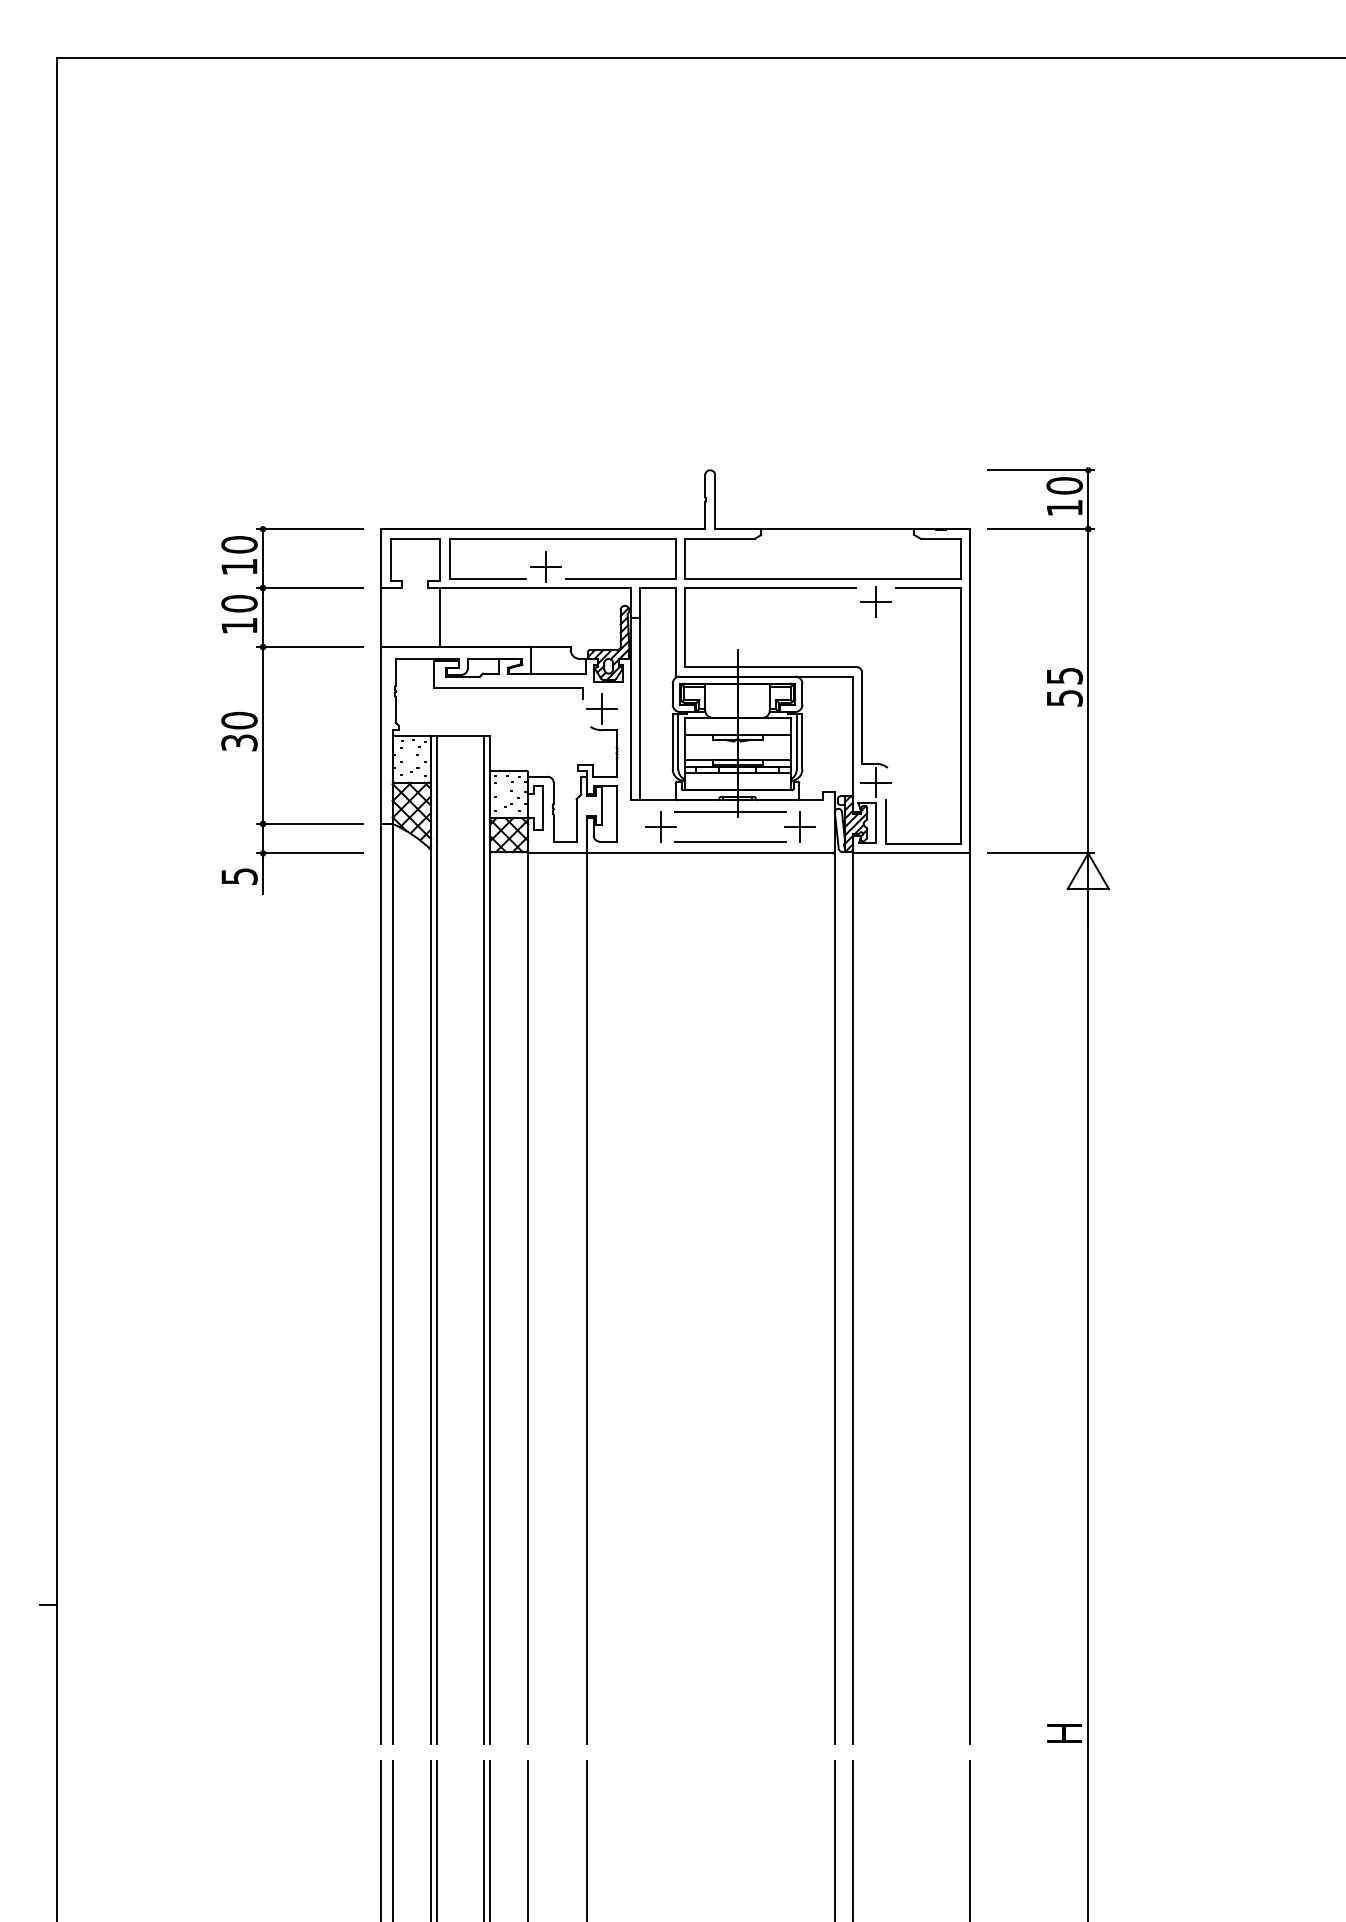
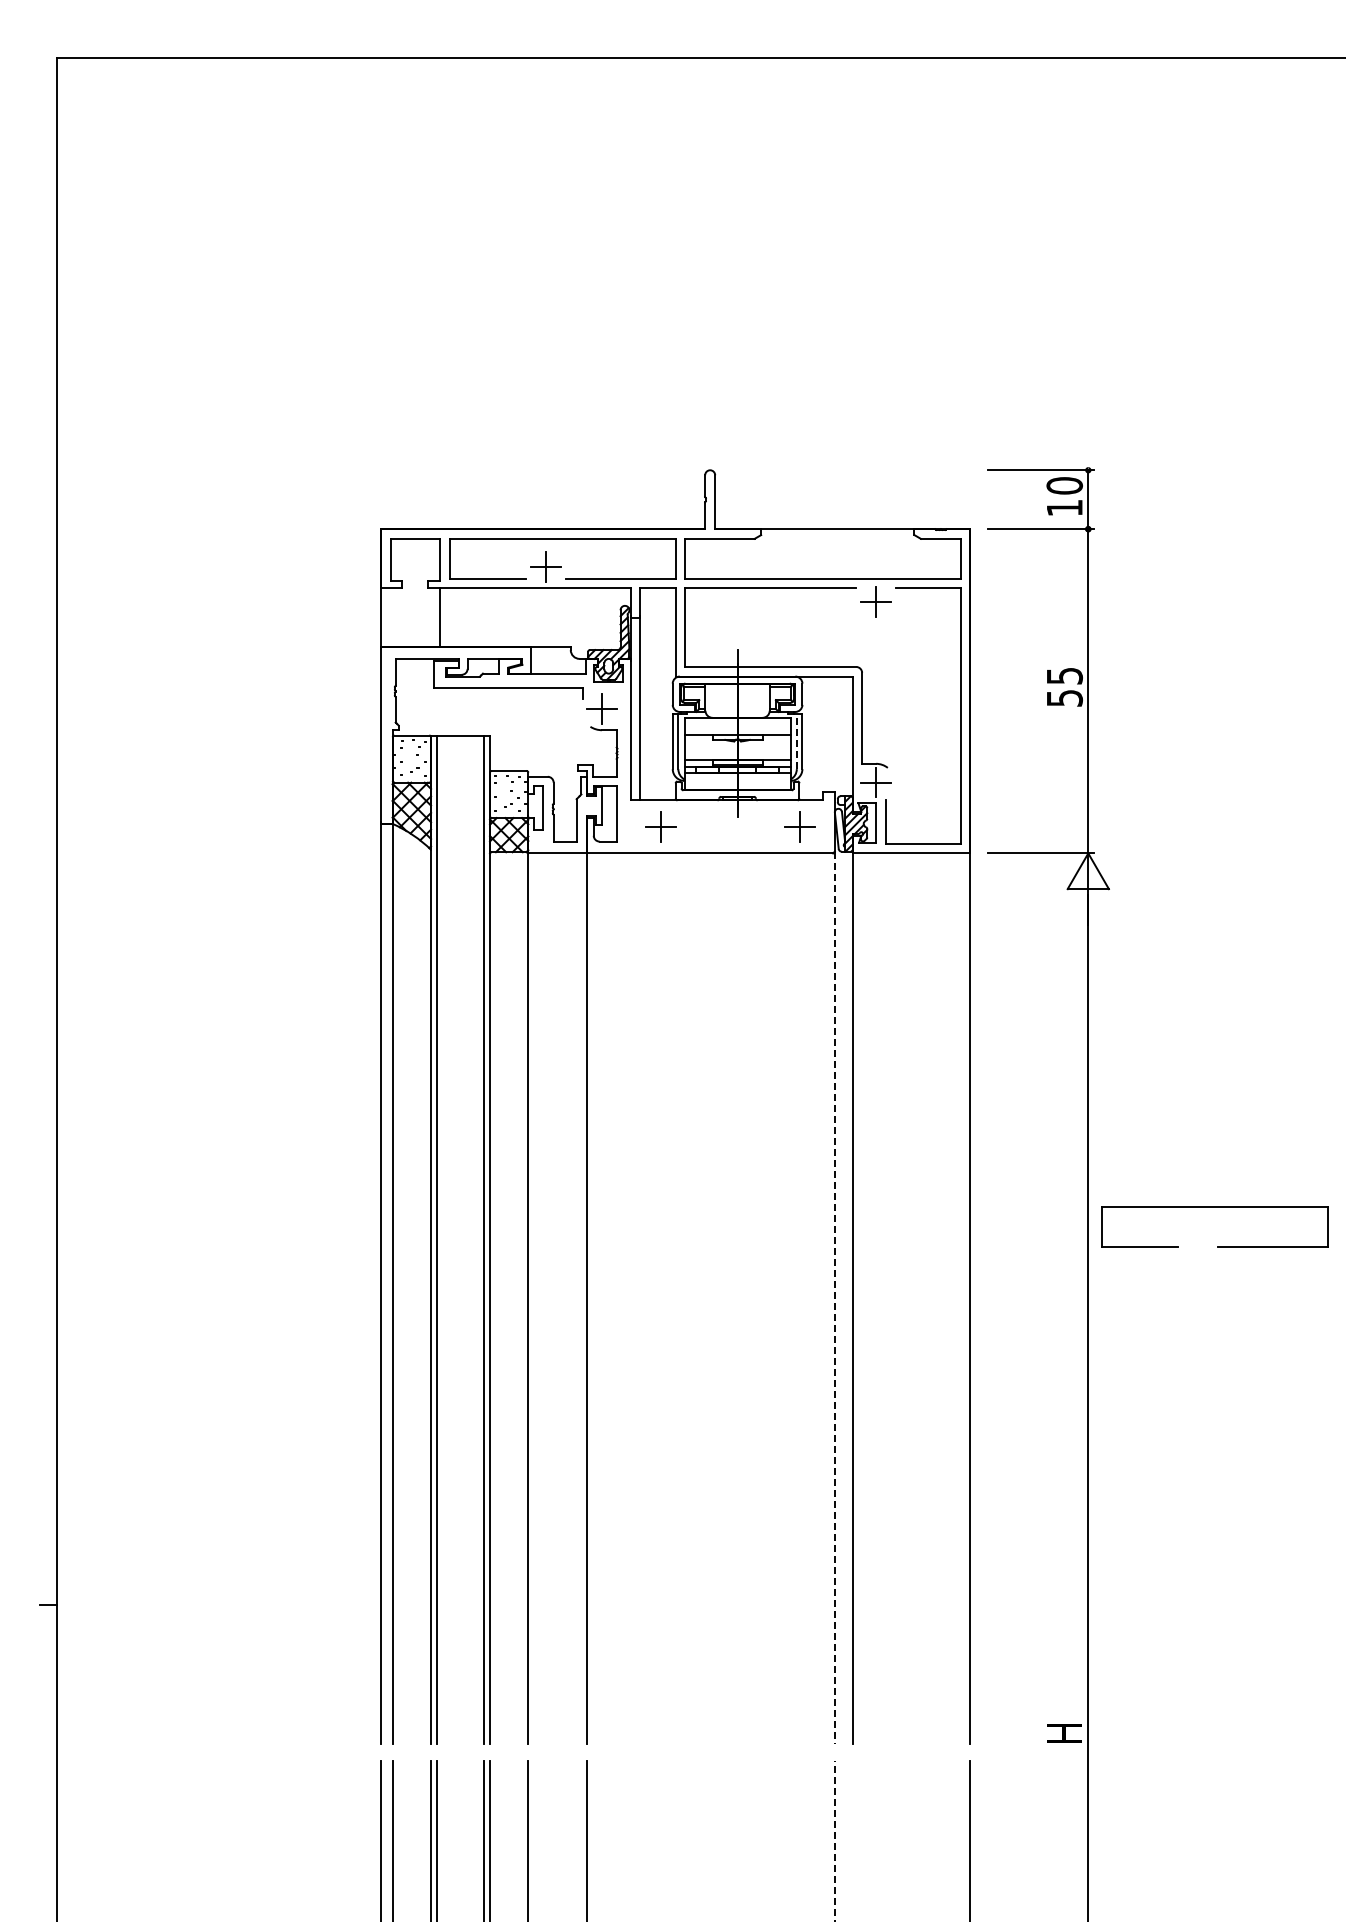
part: present -> none (263, 710)
line: solid -> dashed (796, 741)
line: present -> none (730, 811)
line: present -> none (730, 842)
part: none -> present (1214, 1207)
line: solid -> dashed (834, 1297)
line: present -> none (852, 1839)
line: solid -> dashed (834, 1841)
